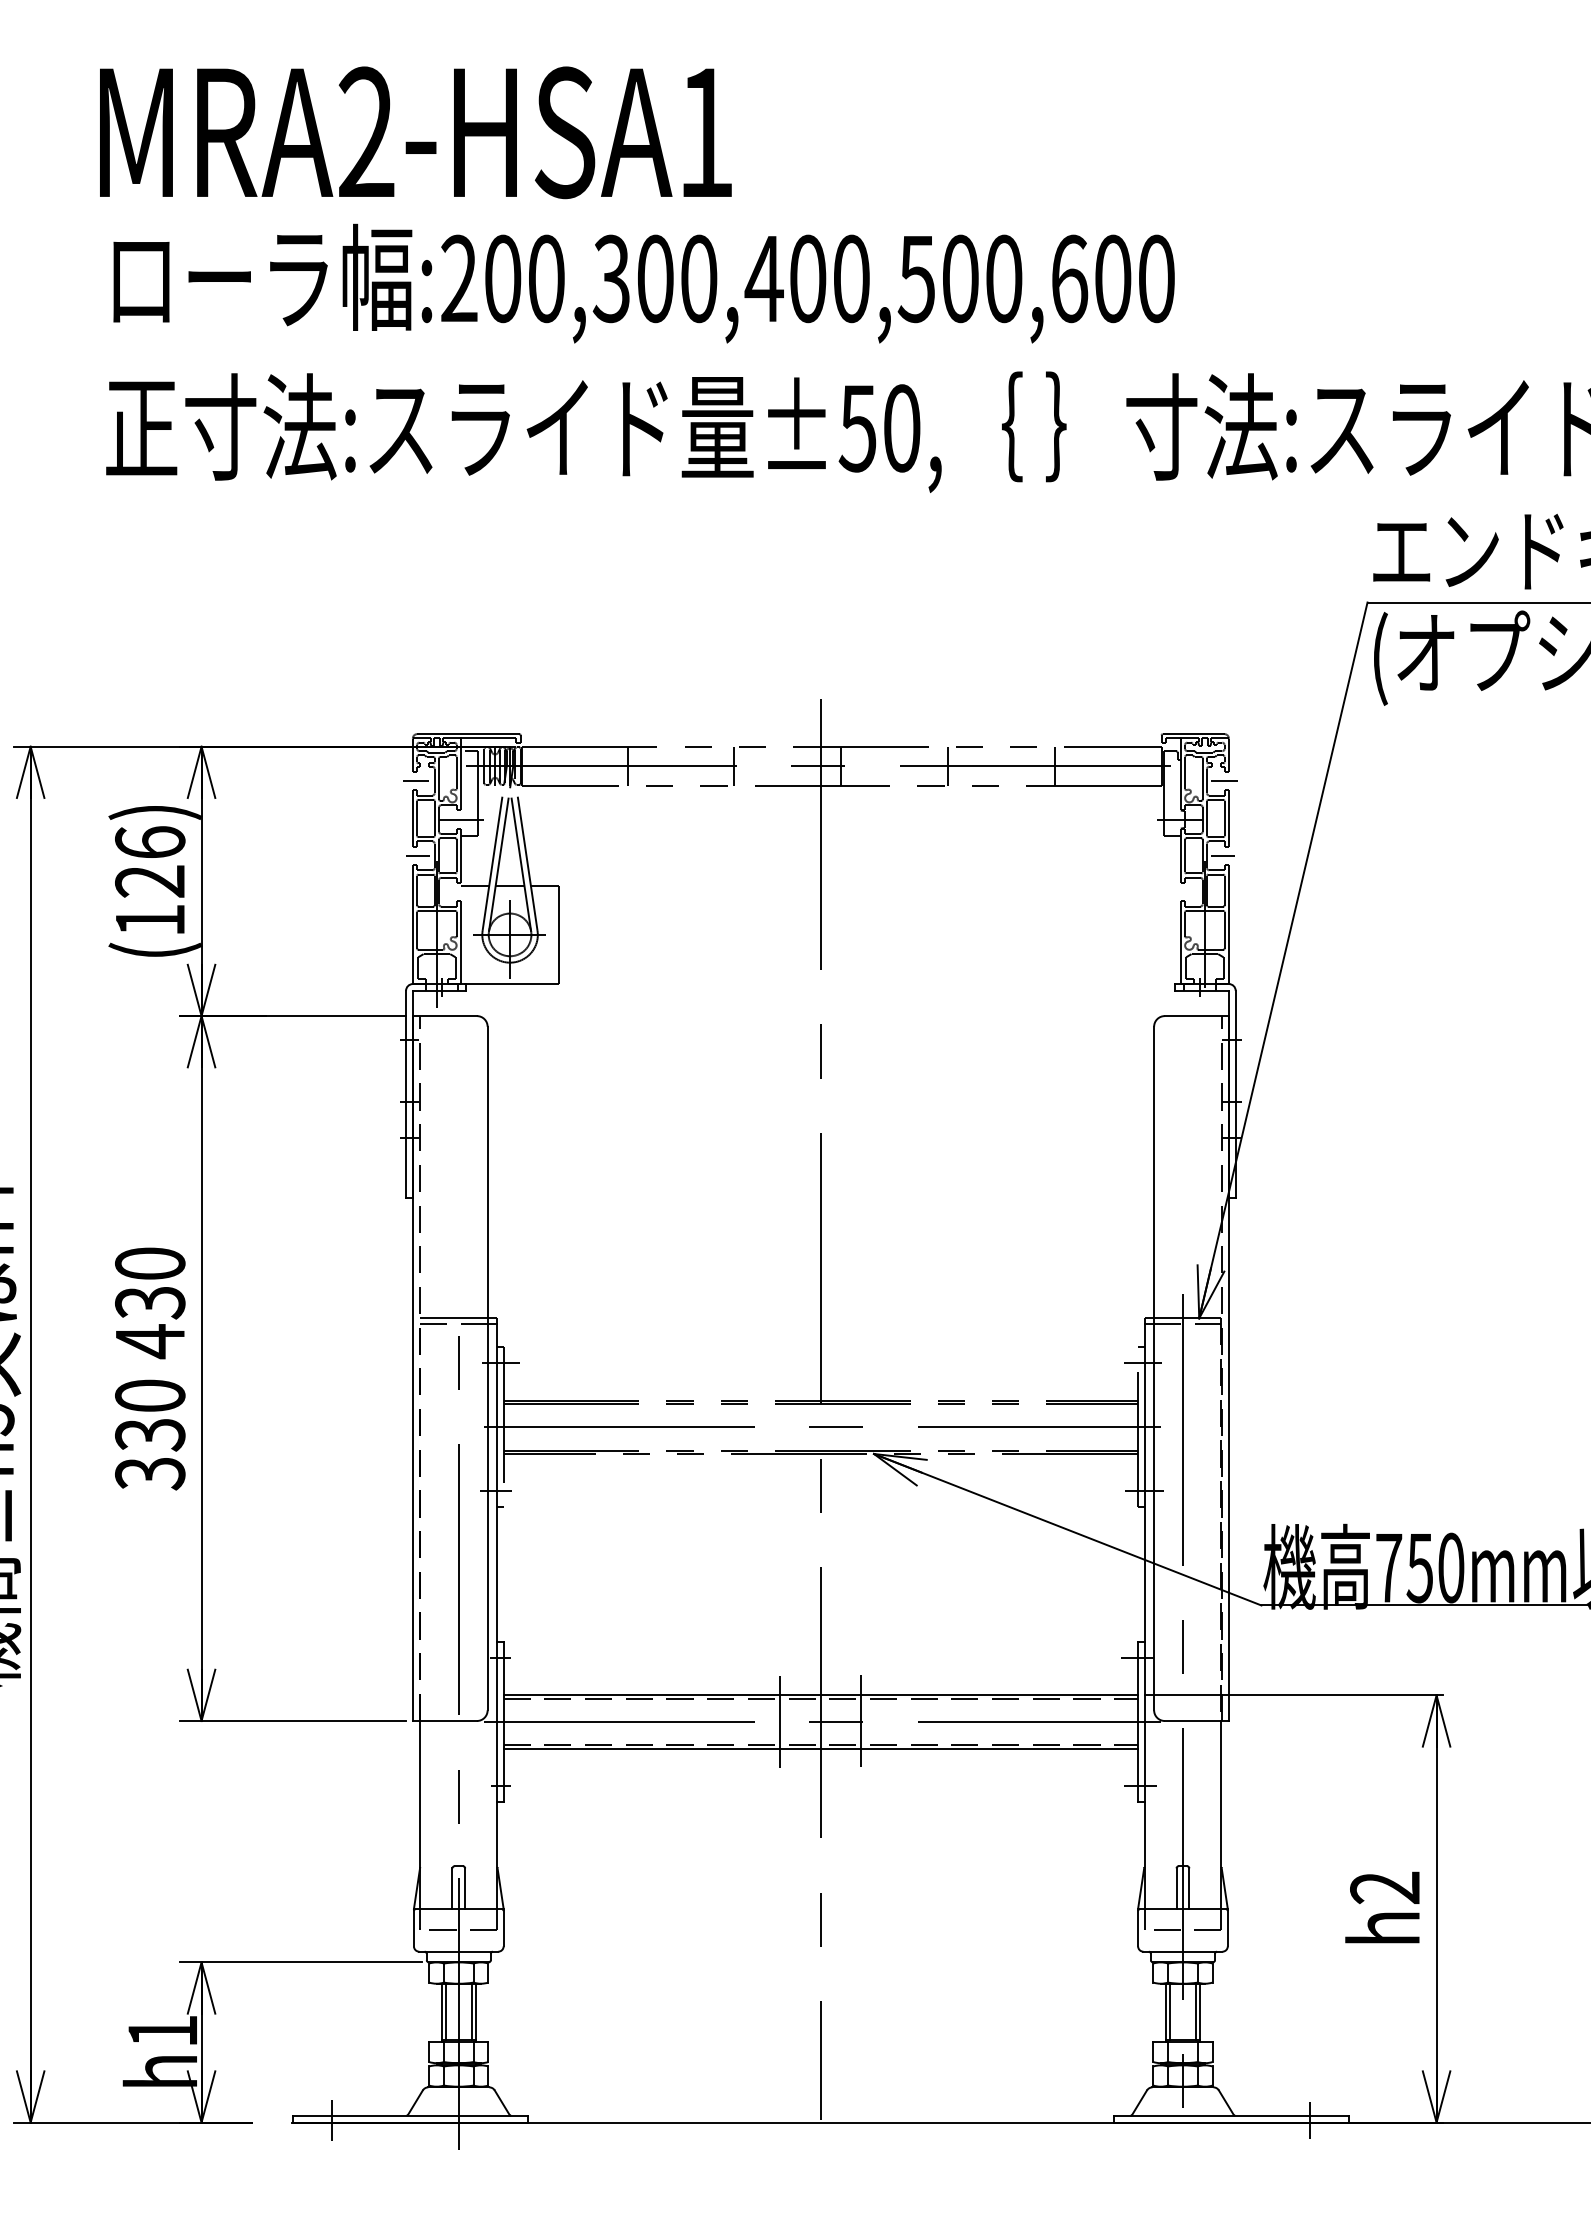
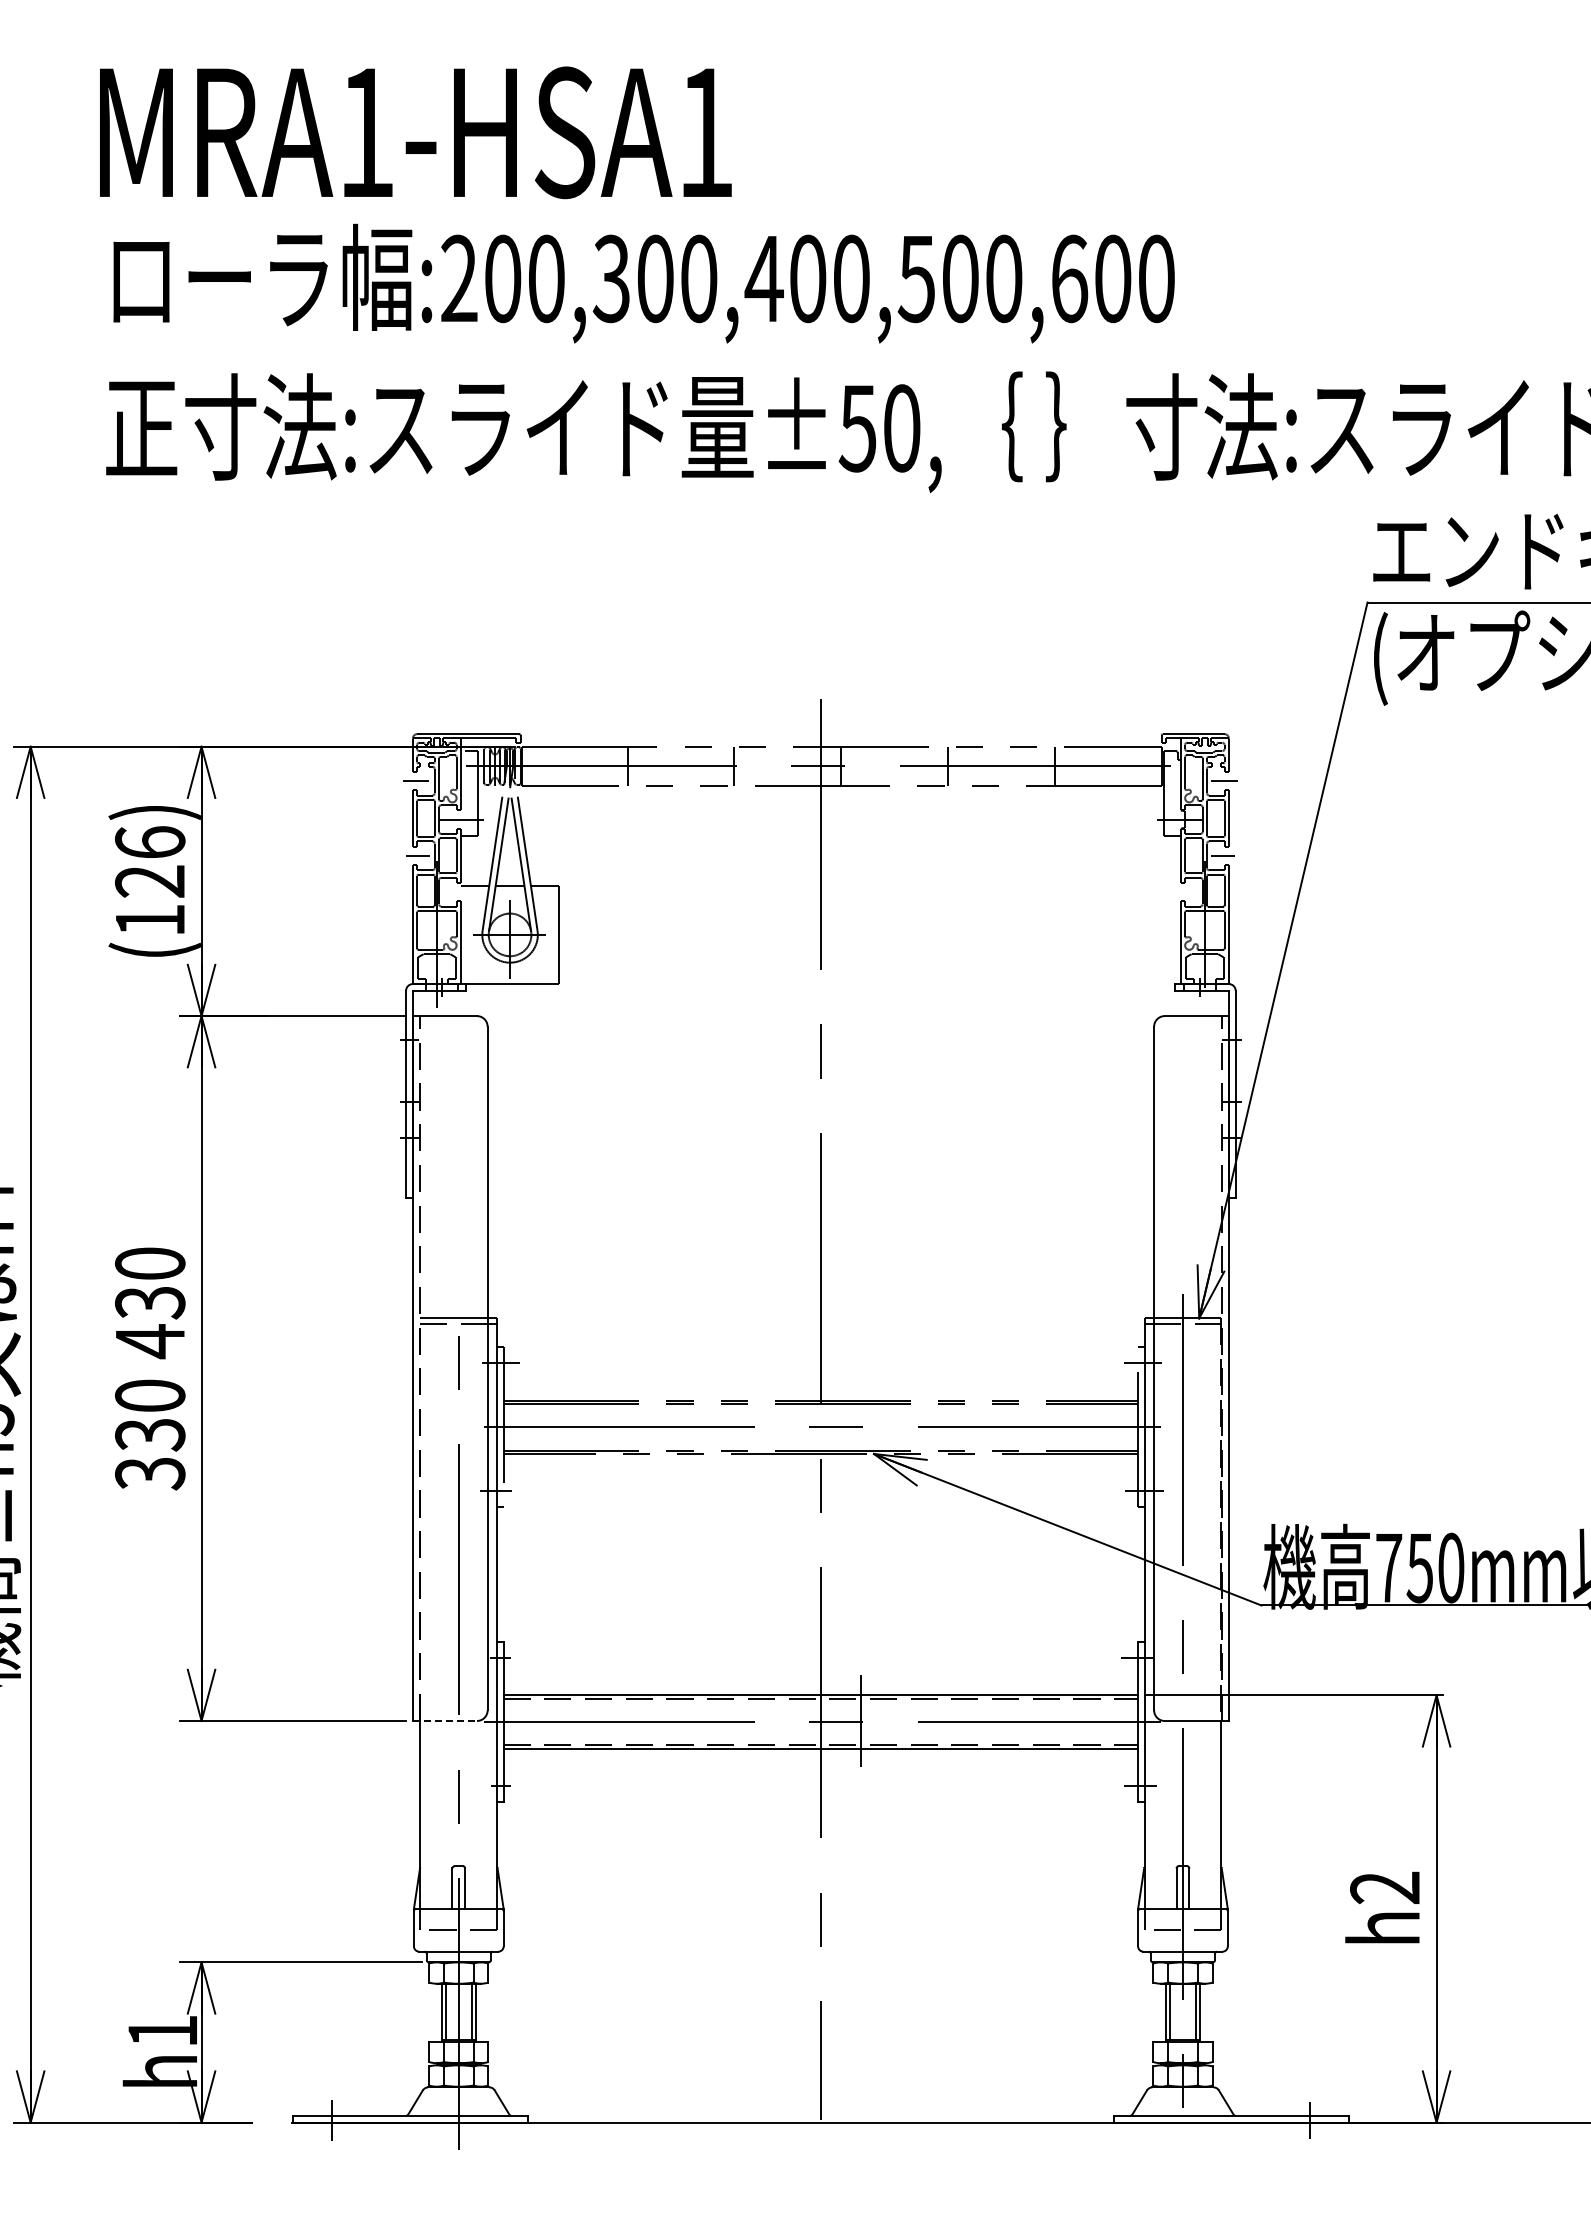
text: MRA2-HSA1 -> MRA1-HSA1 (366, 131)
line: solid -> dashed (445, 1721)
line: present -> none (780, 1722)
